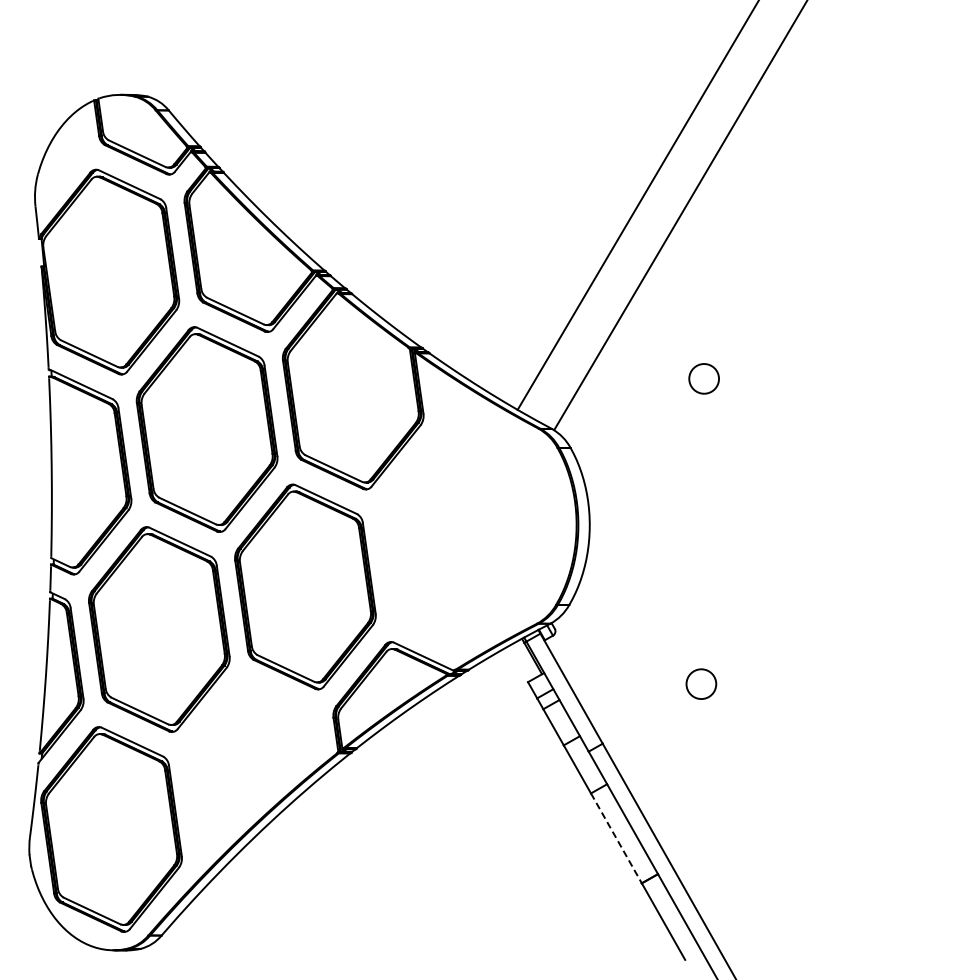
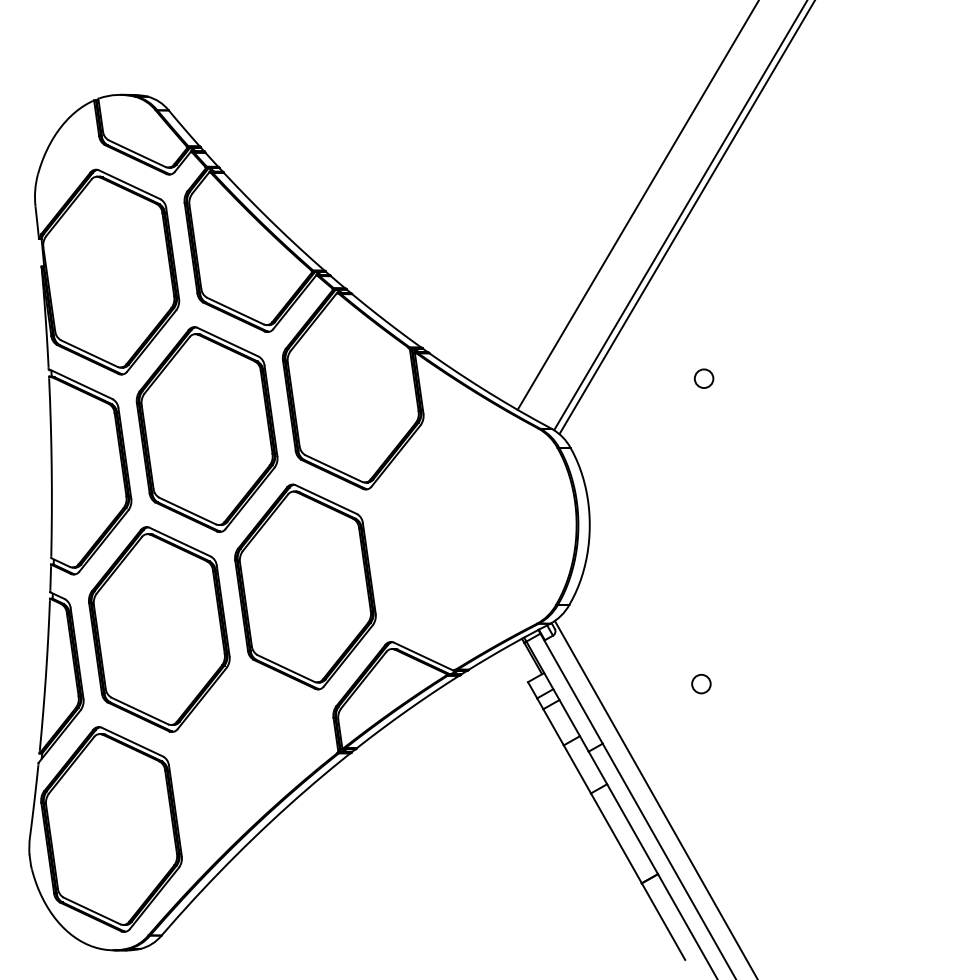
line: none -> present (686, 218)
circle size: 32x32 px -> 22x21 px (703, 378)
circle size: 33x32 px -> 21x22 px (701, 683)
line: none -> present (654, 798)
line: dashed -> solid (616, 838)
